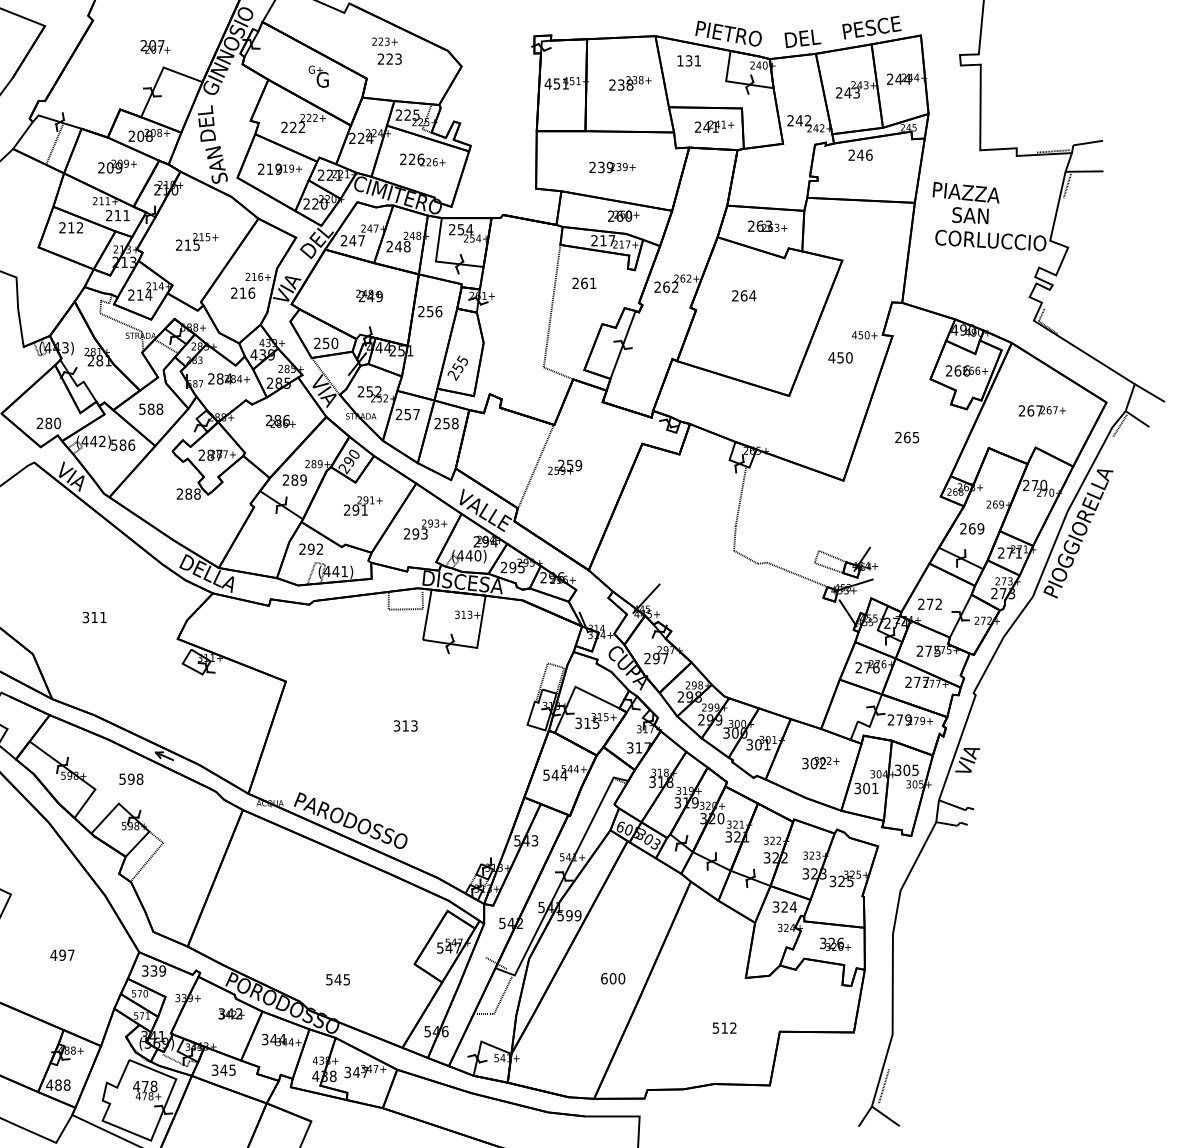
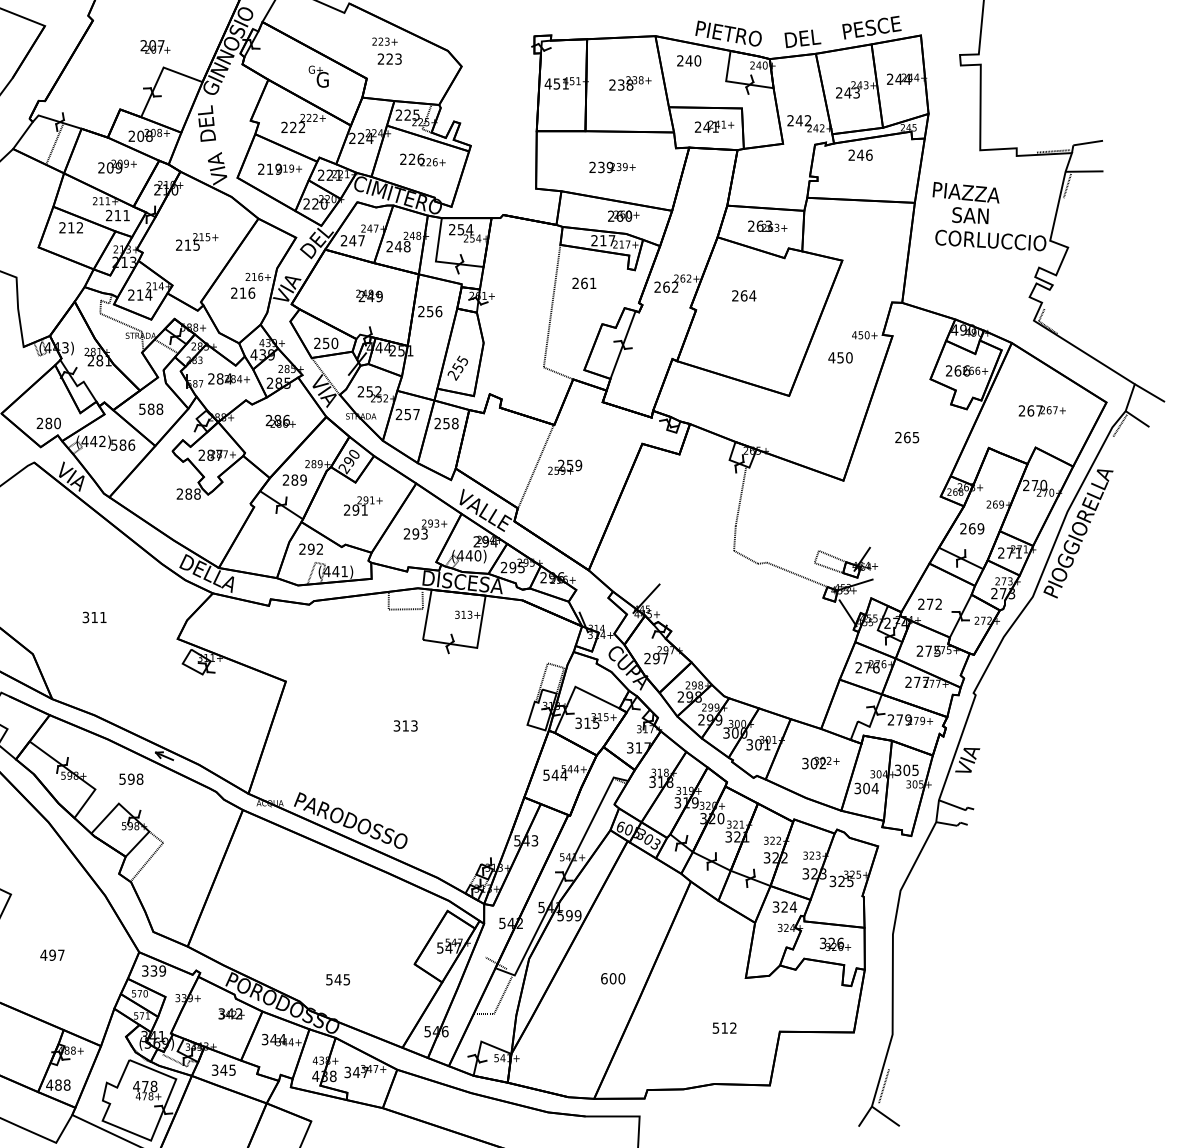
text: 131 -> 240 (689, 60)
text: SAN -> VIA (216, 165)
text: 301 -> 304 (874, 788)
text position: (62, 954) -> (52, 954) (52, 954)
